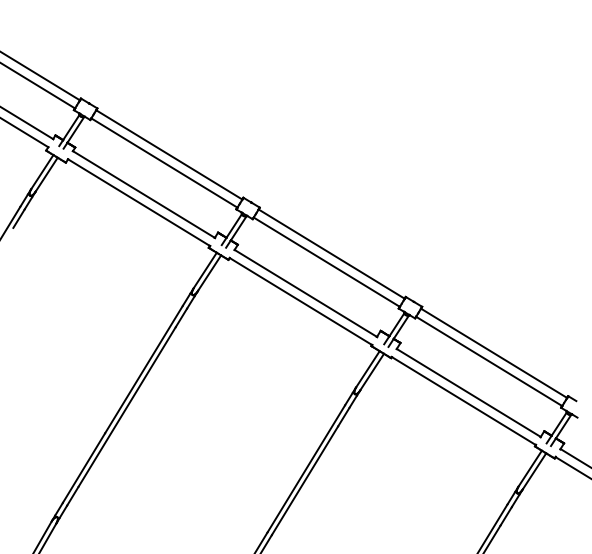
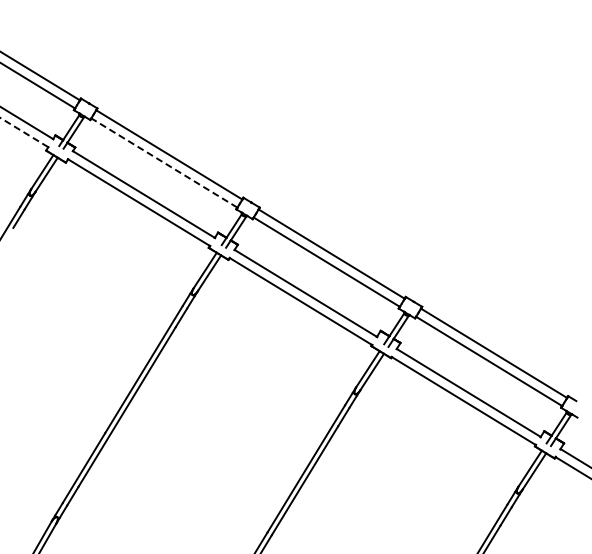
line: solid -> dashed (24, 132)
line: solid -> dashed (164, 163)
